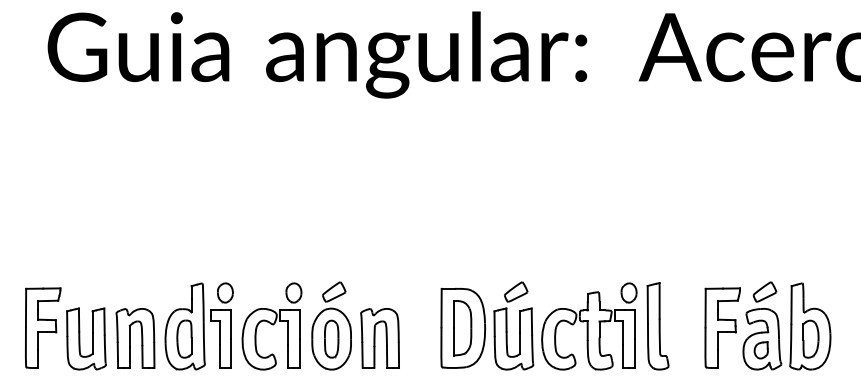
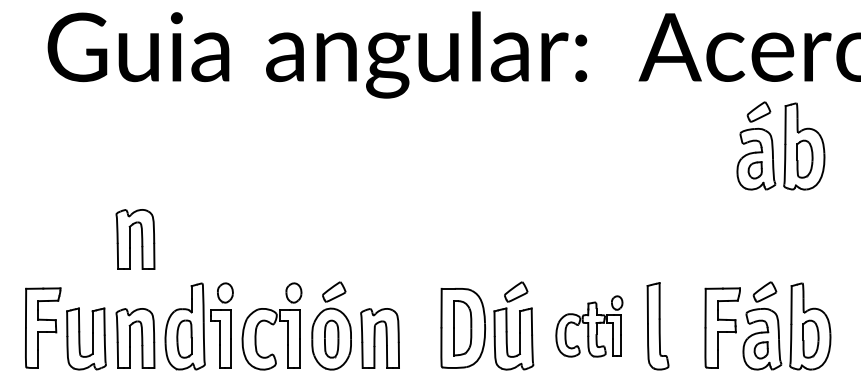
part: none -> present (780, 145)
part: none -> present (135, 239)
part size: 97x89 px -> 69x63 px (589, 326)
